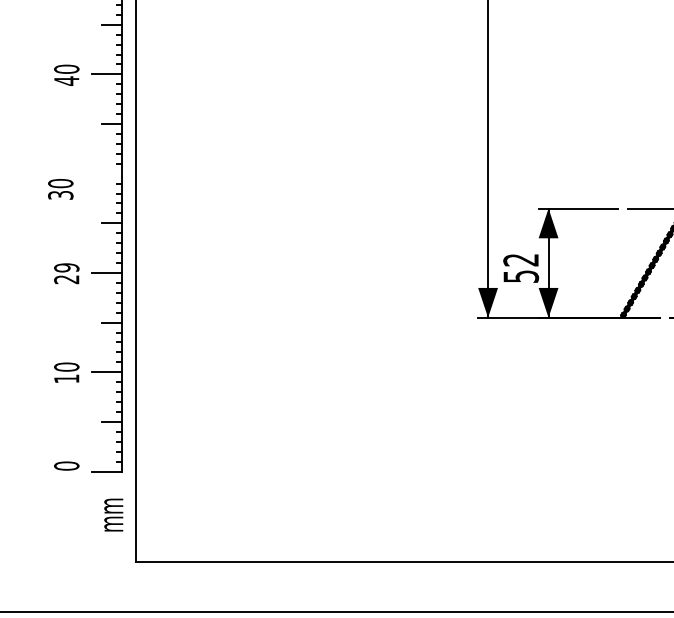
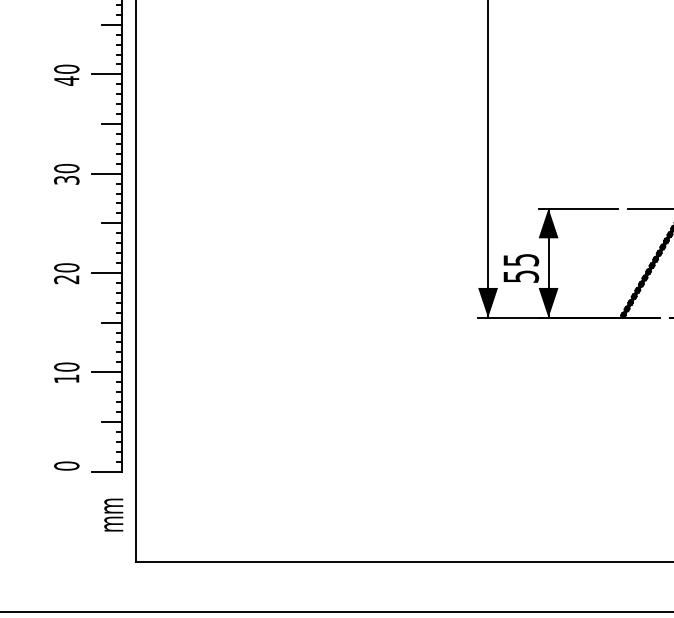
line: none -> present (107, 173)
text position: (60, 189) -> (66, 174) (66, 174)
text: 52 -> 55 (521, 260)
text: 29 -> 20 (66, 267)
